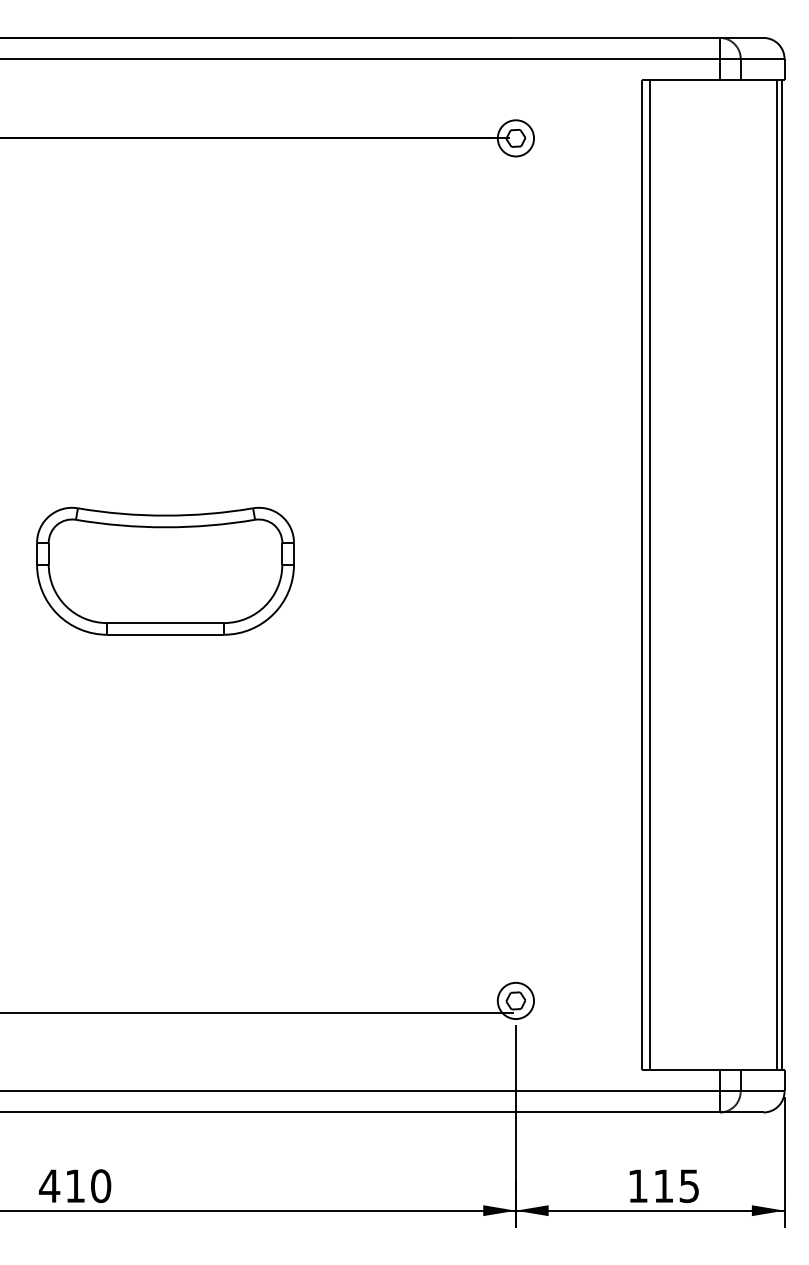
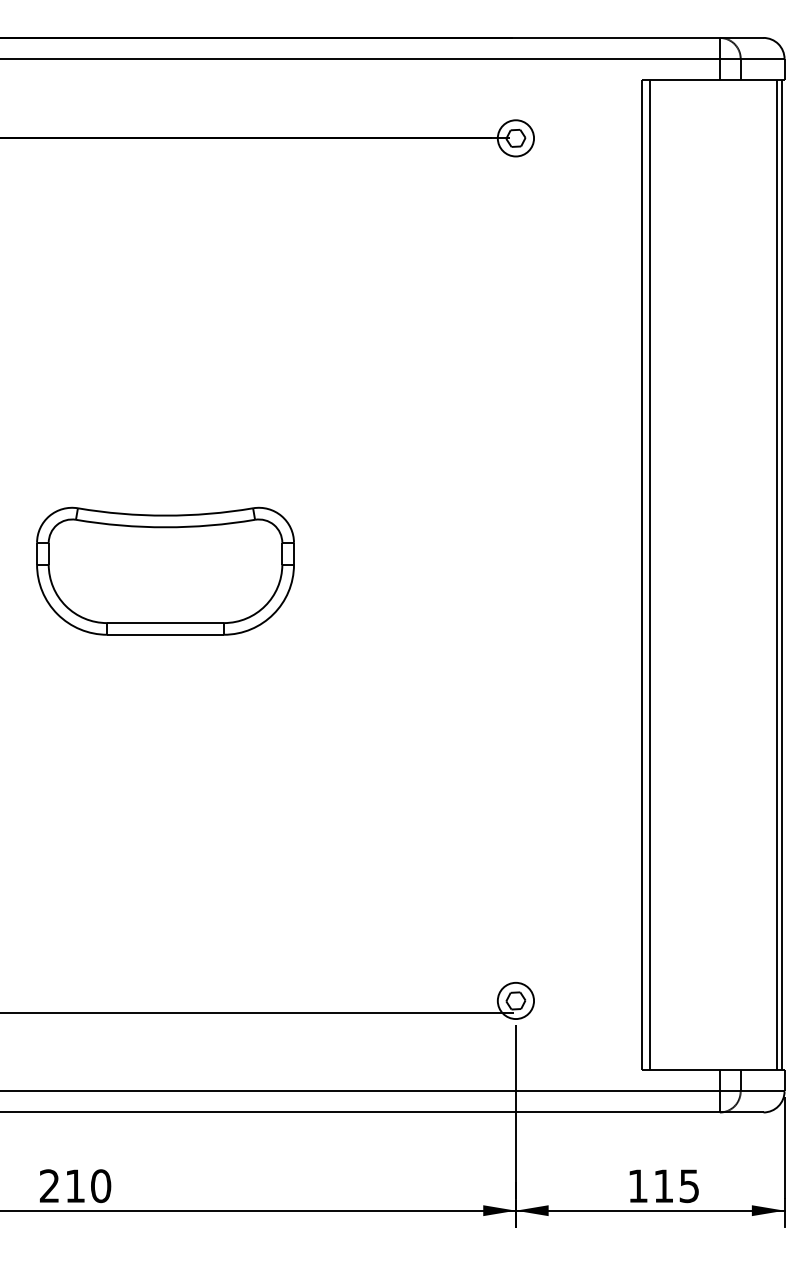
text: 410 -> 210 (49, 1185)
